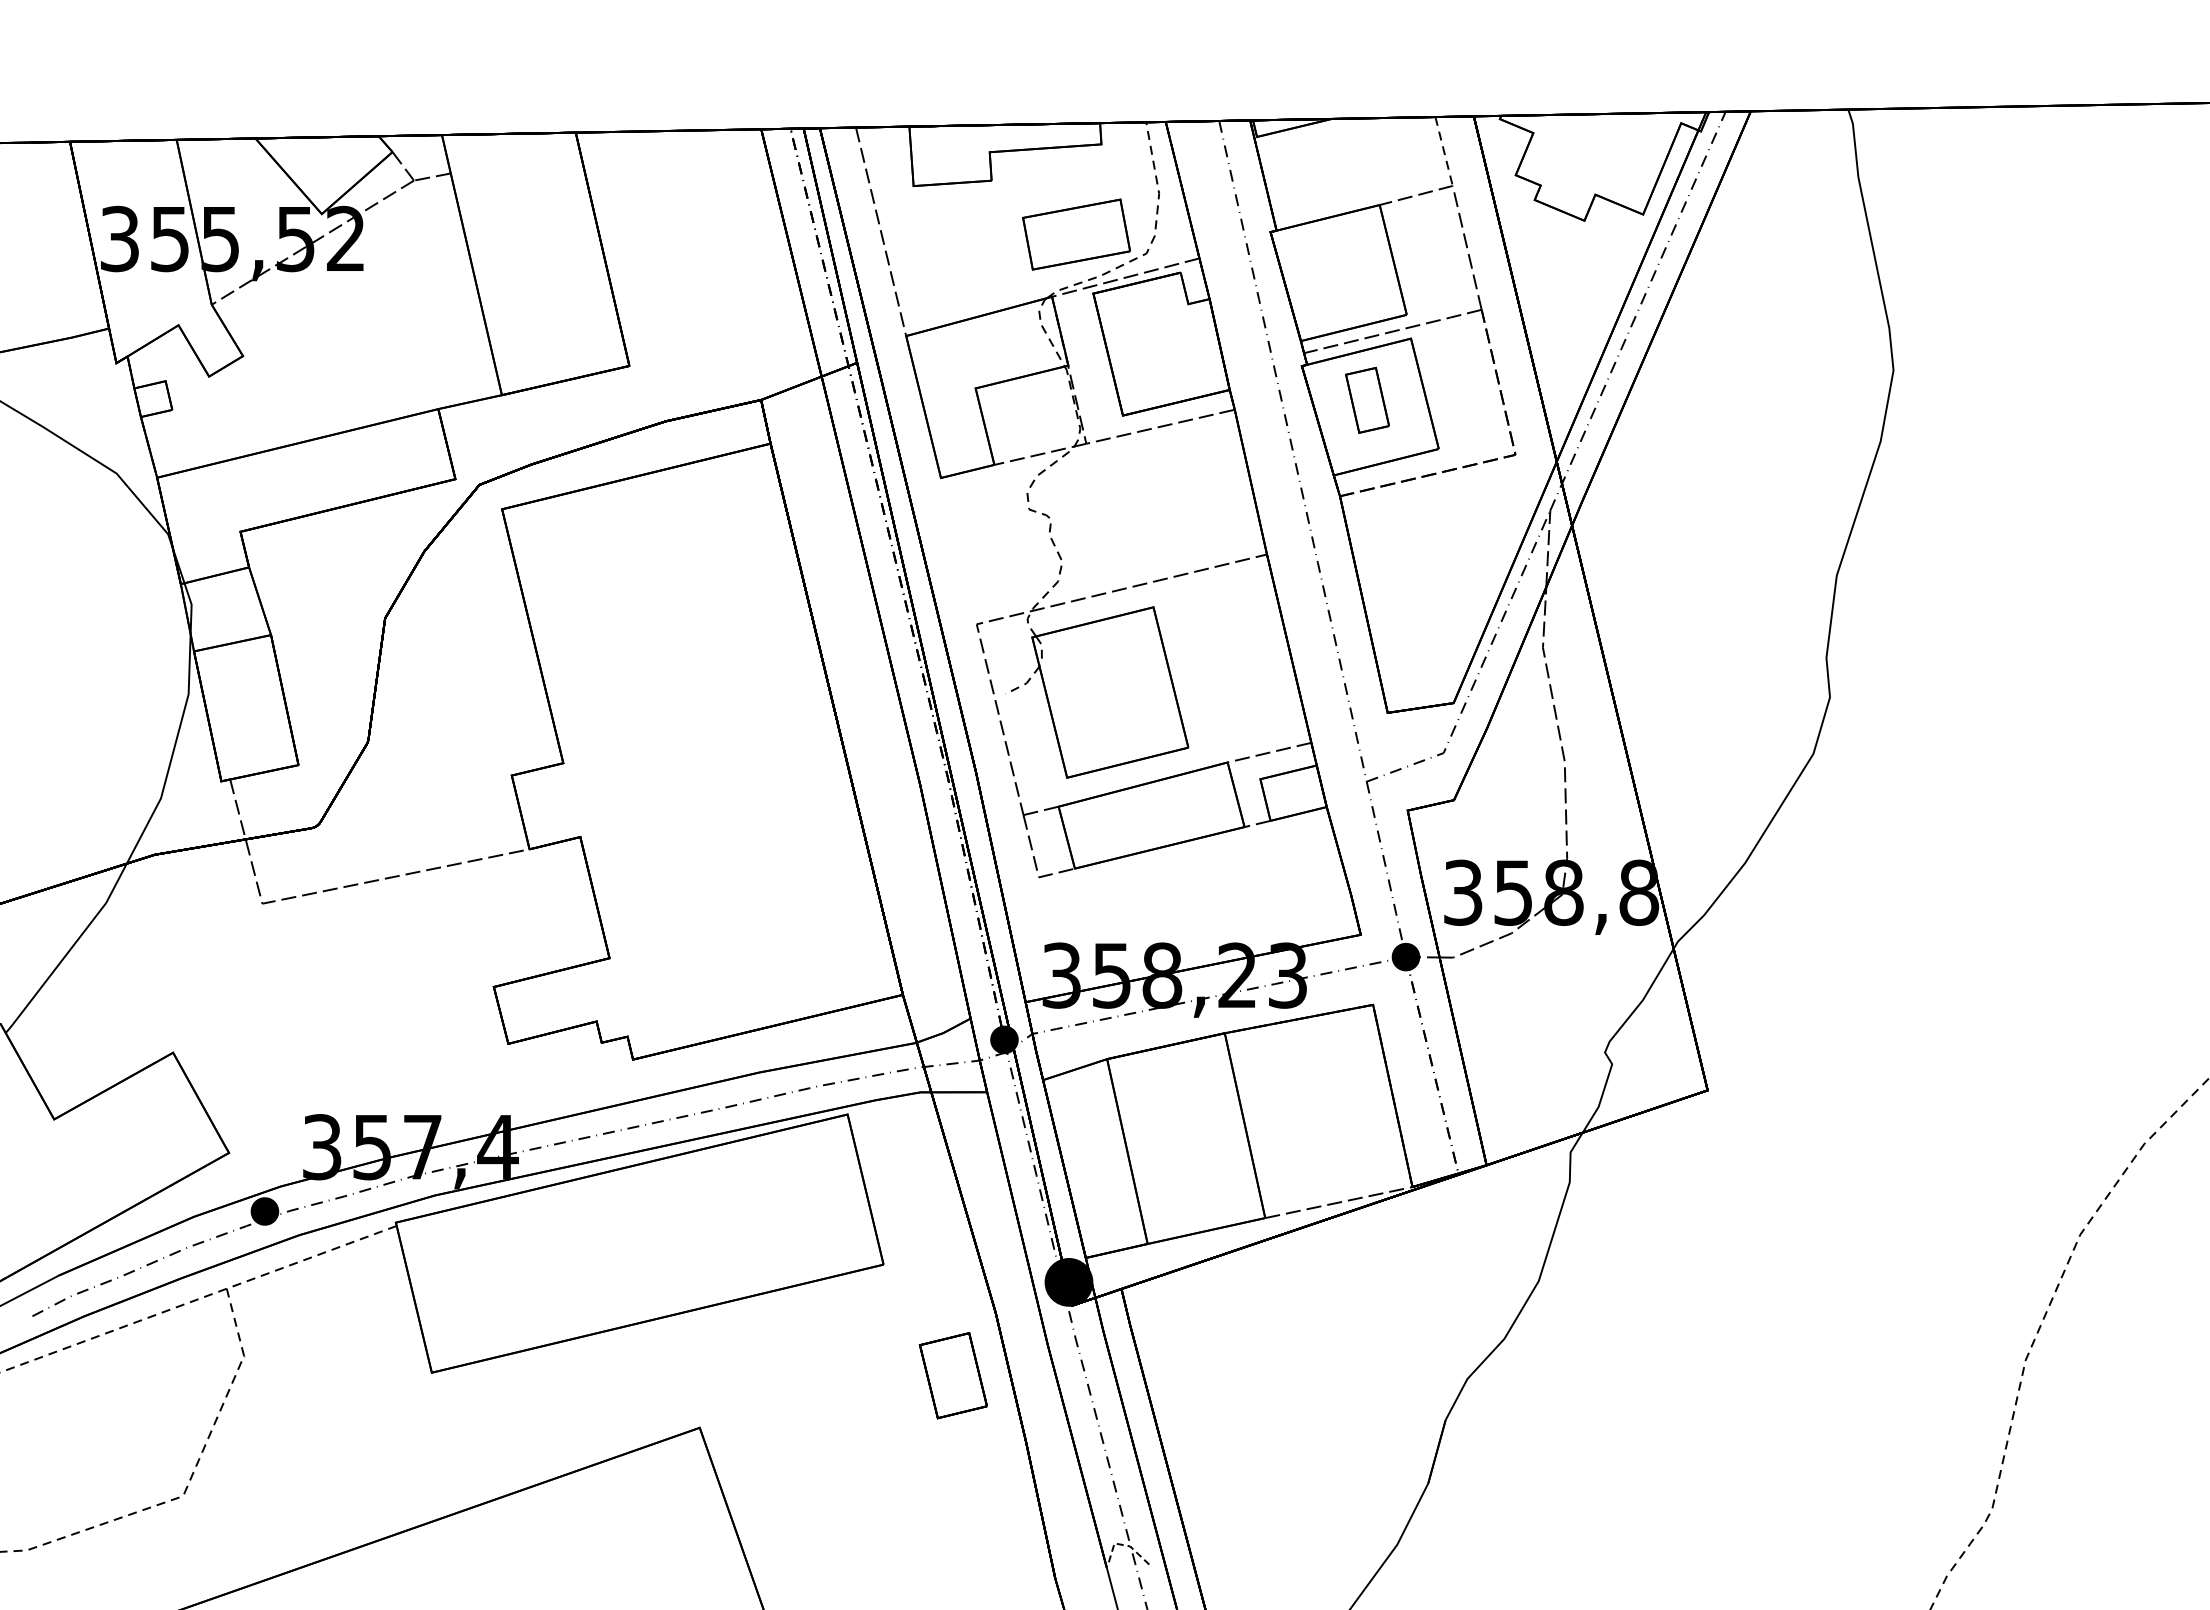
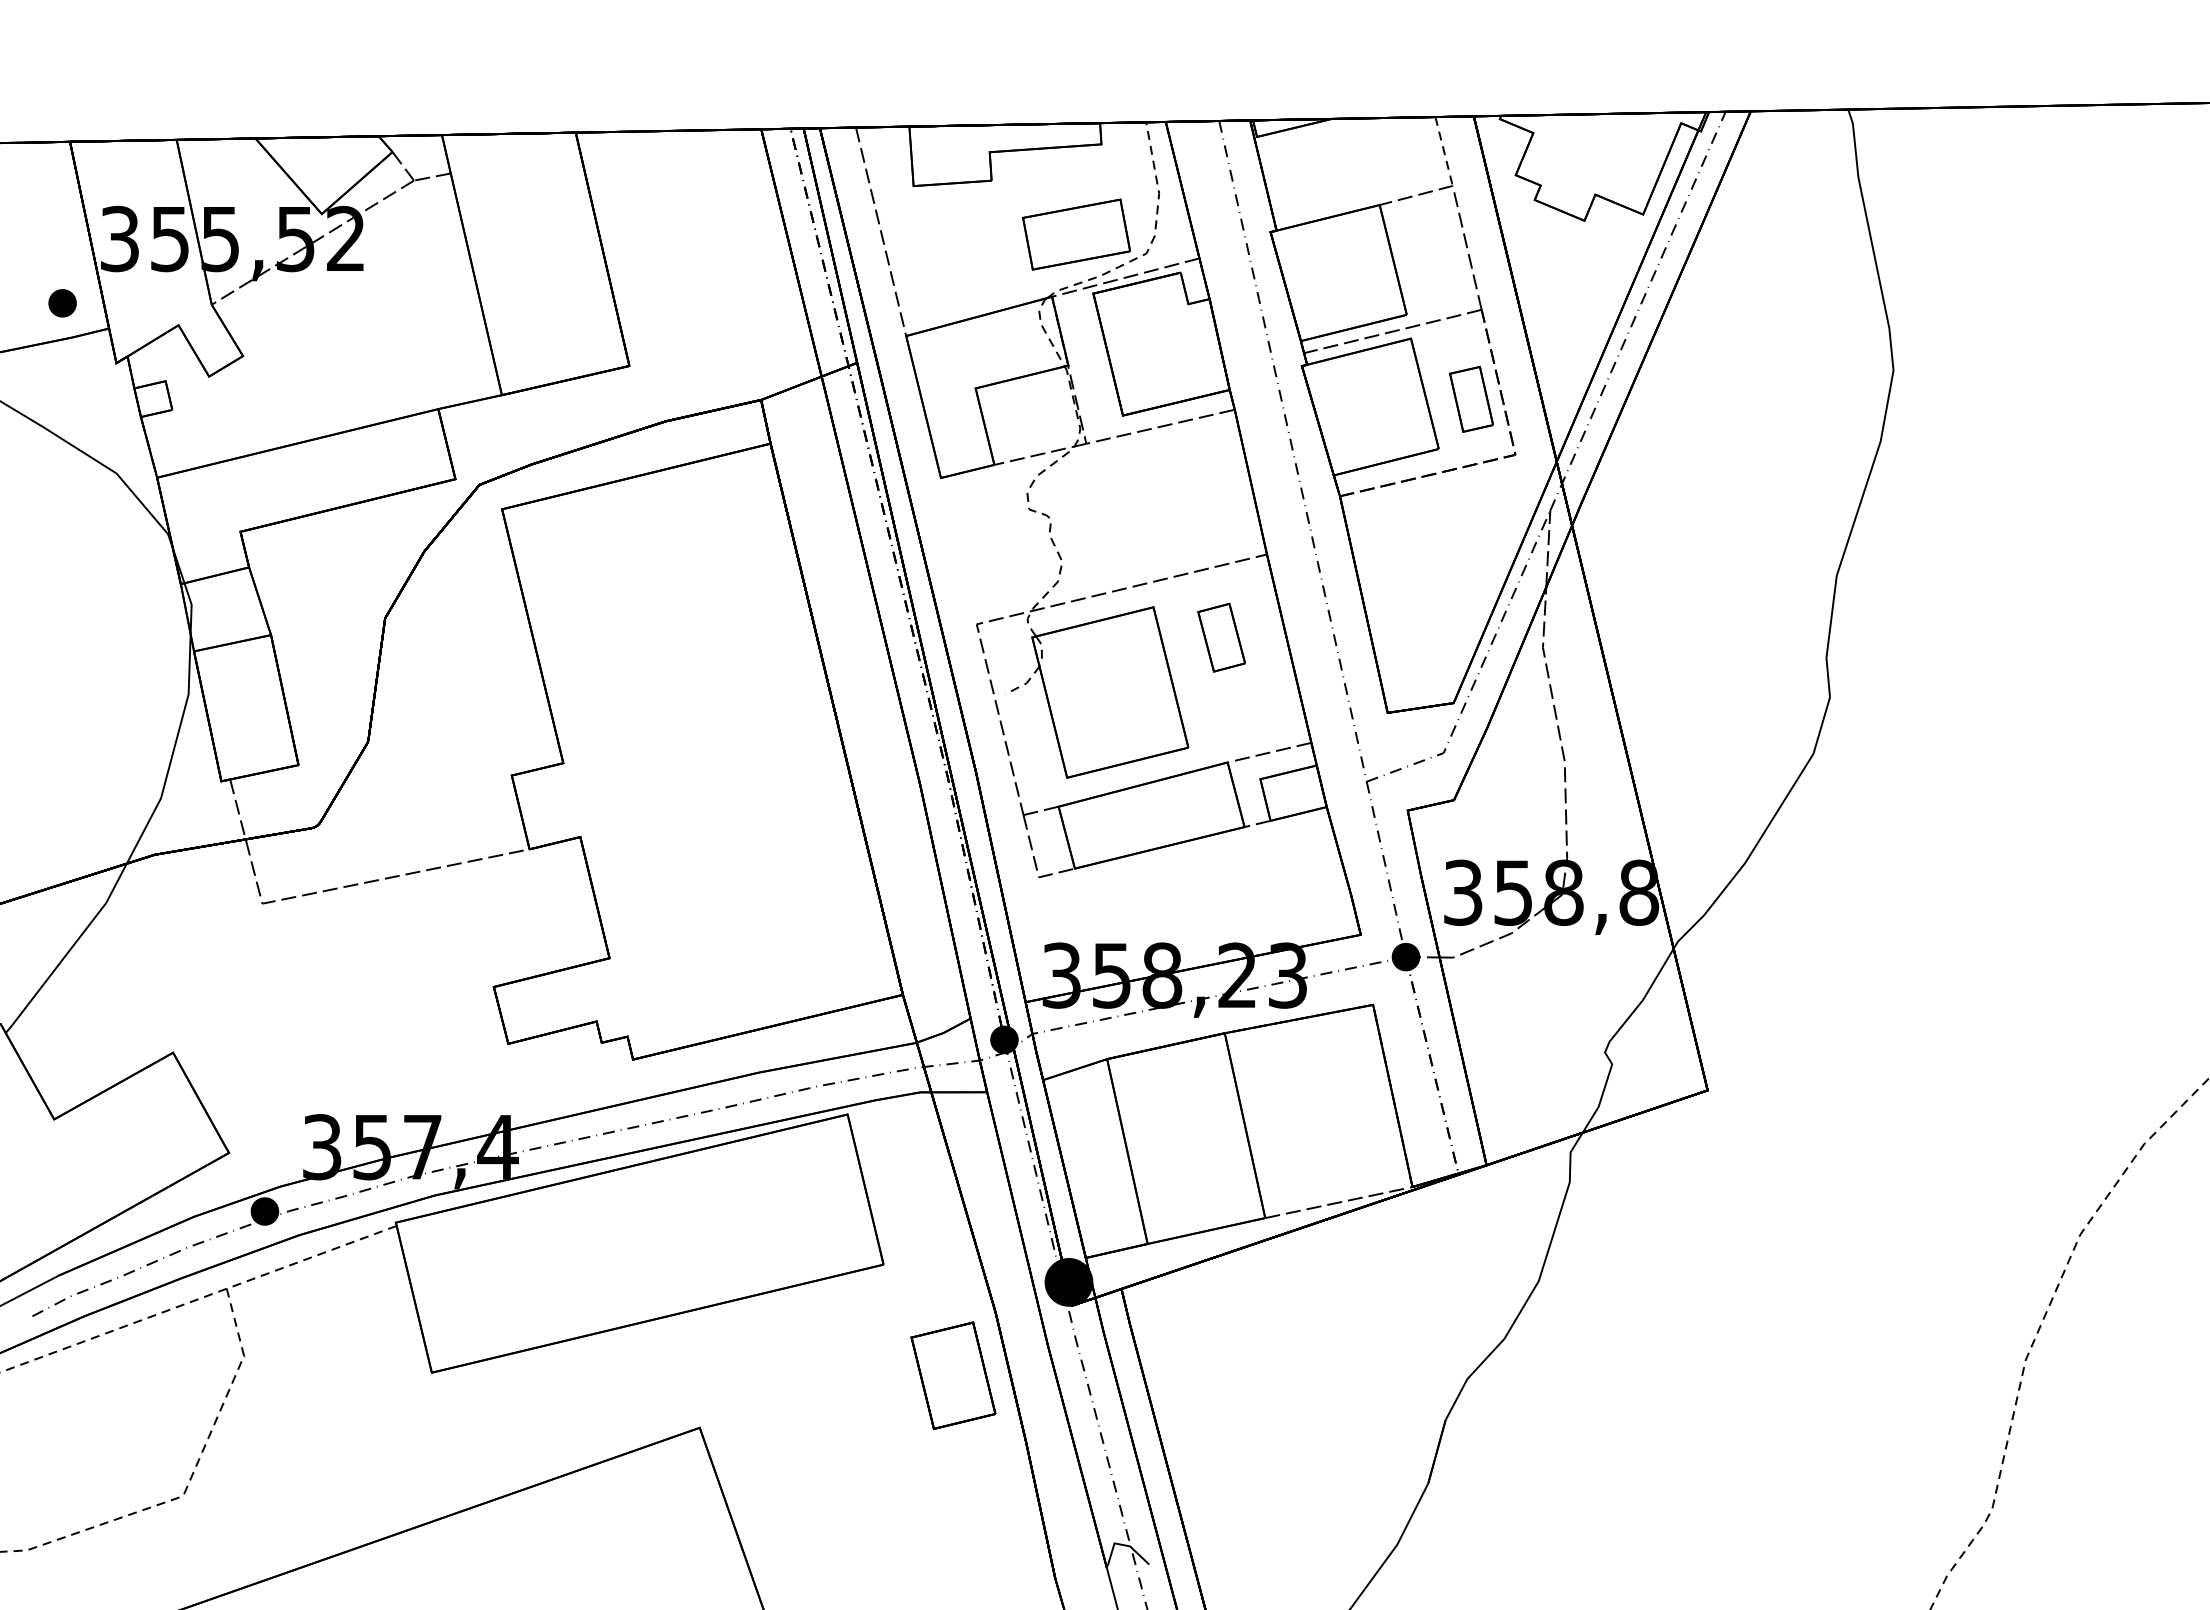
part: none -> present (62, 303)
part position: (1367, 399) -> (1471, 398) (1471, 398)
part: none -> present (1221, 637)
part size: 70x88 px -> 87x109 px (953, 1375)
line: dashed -> solid (1123, 1545)
